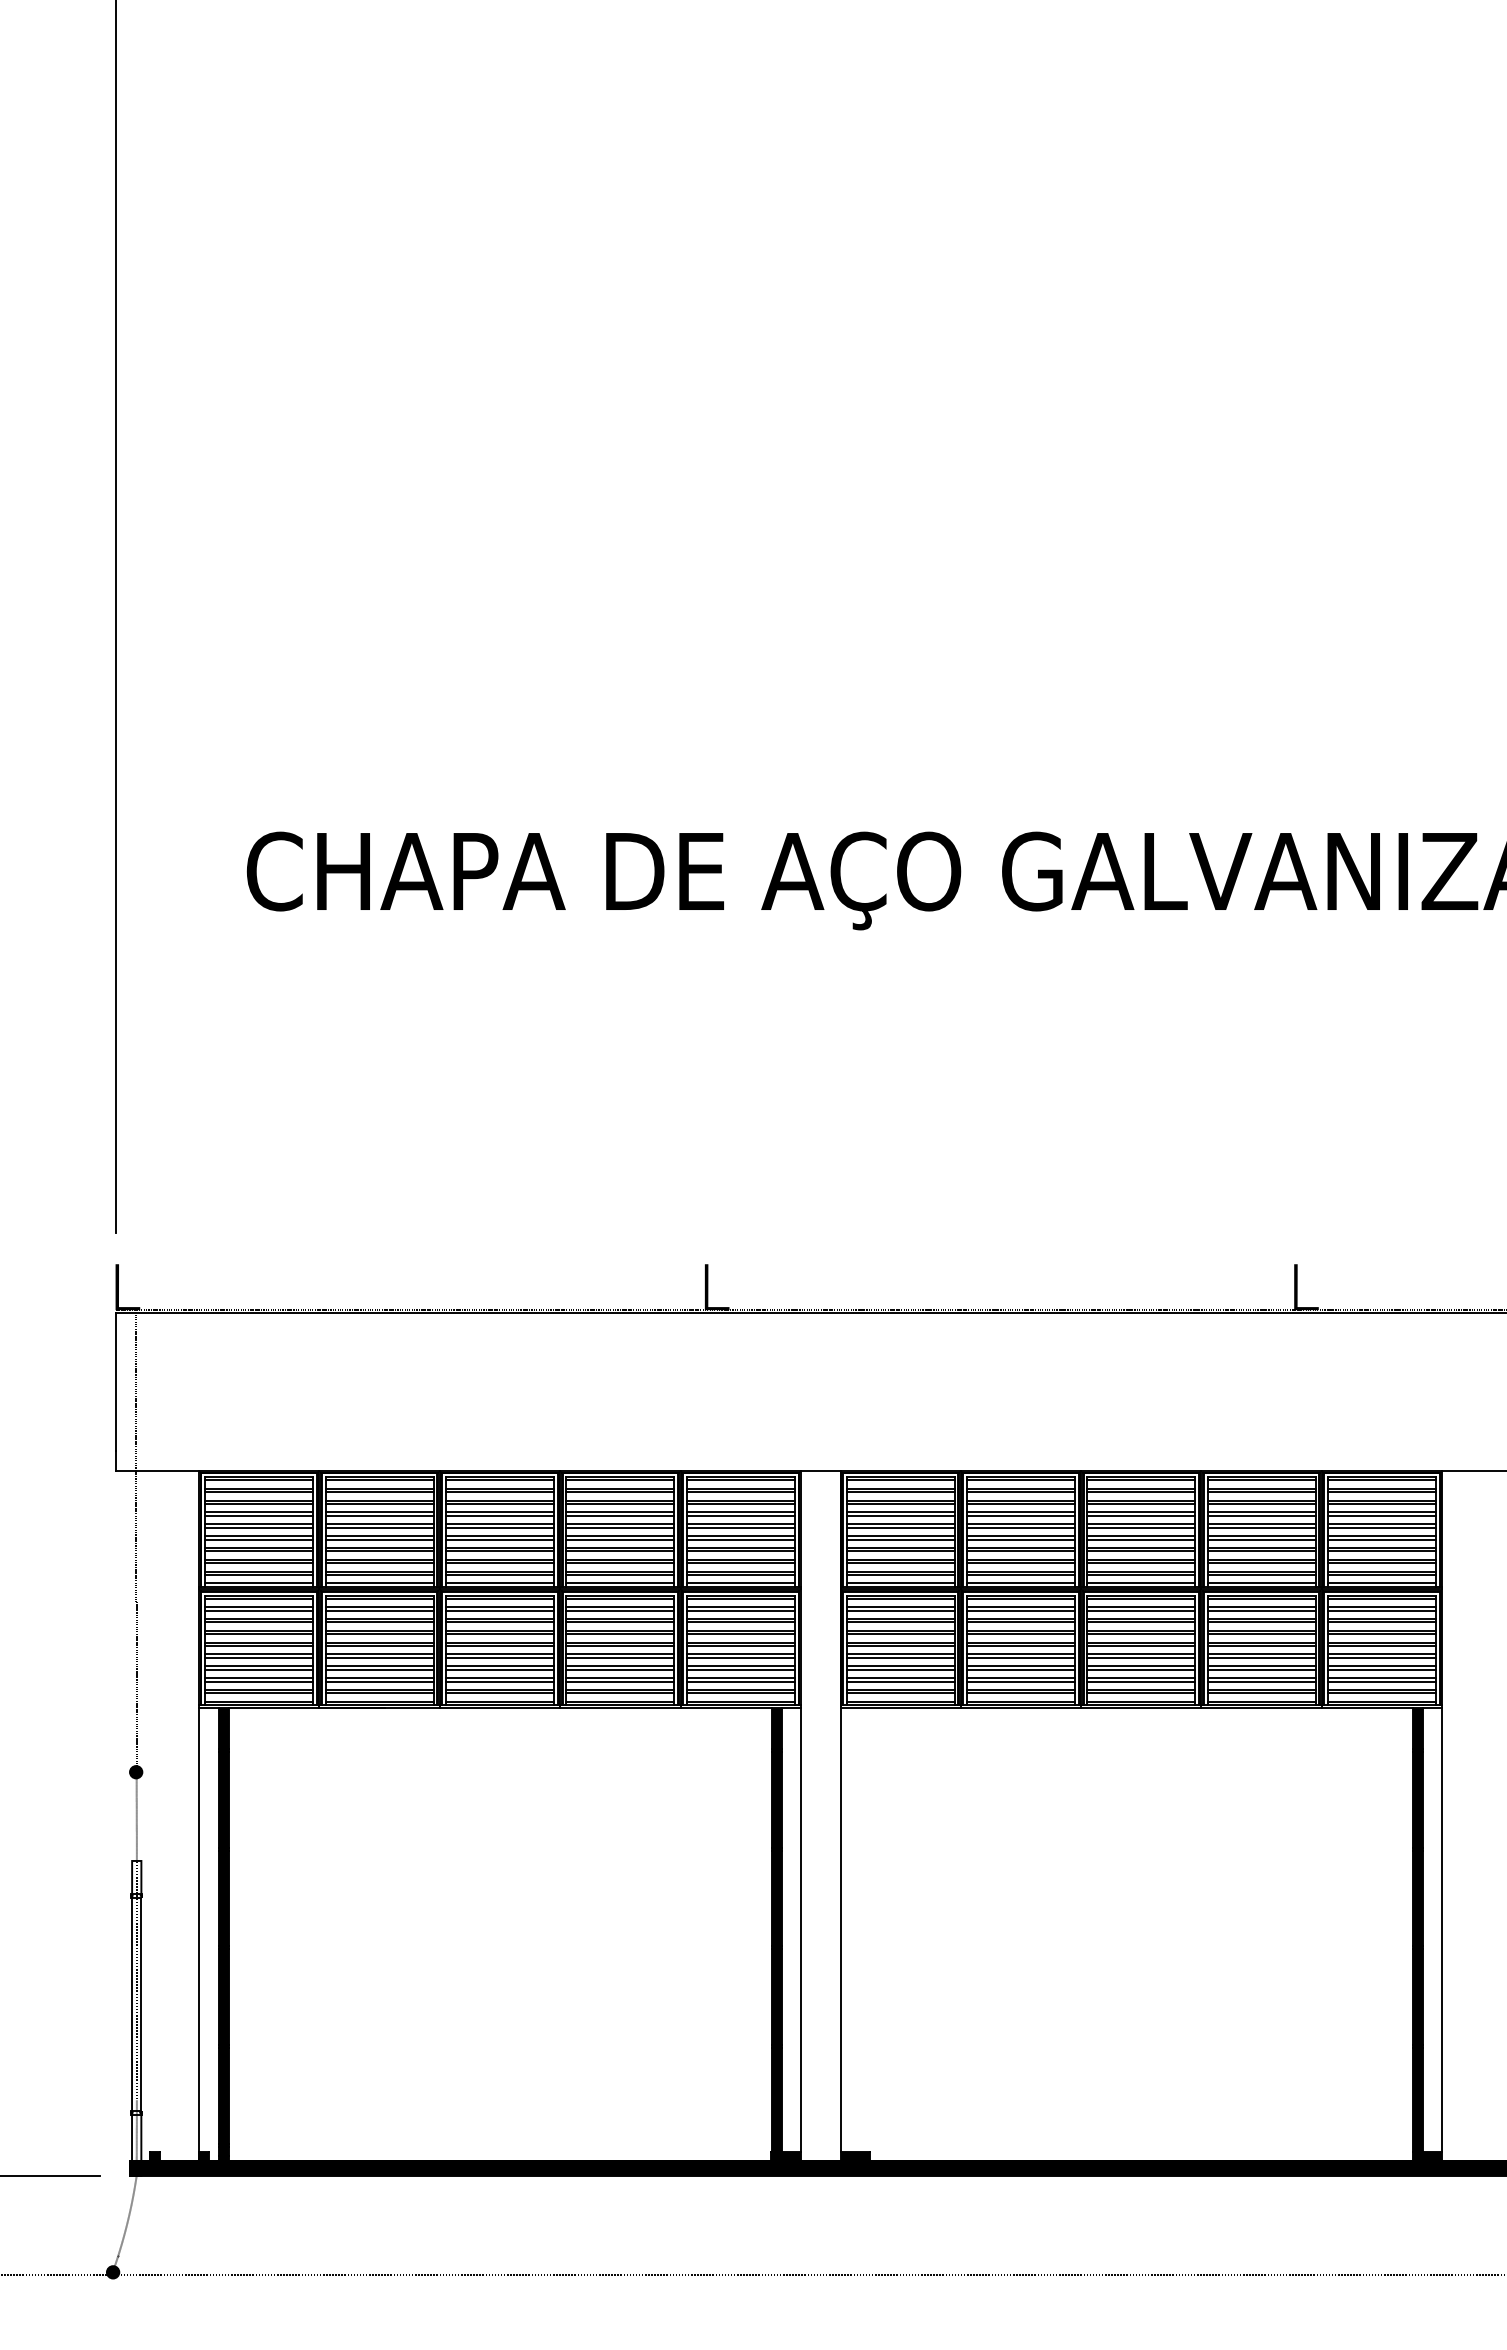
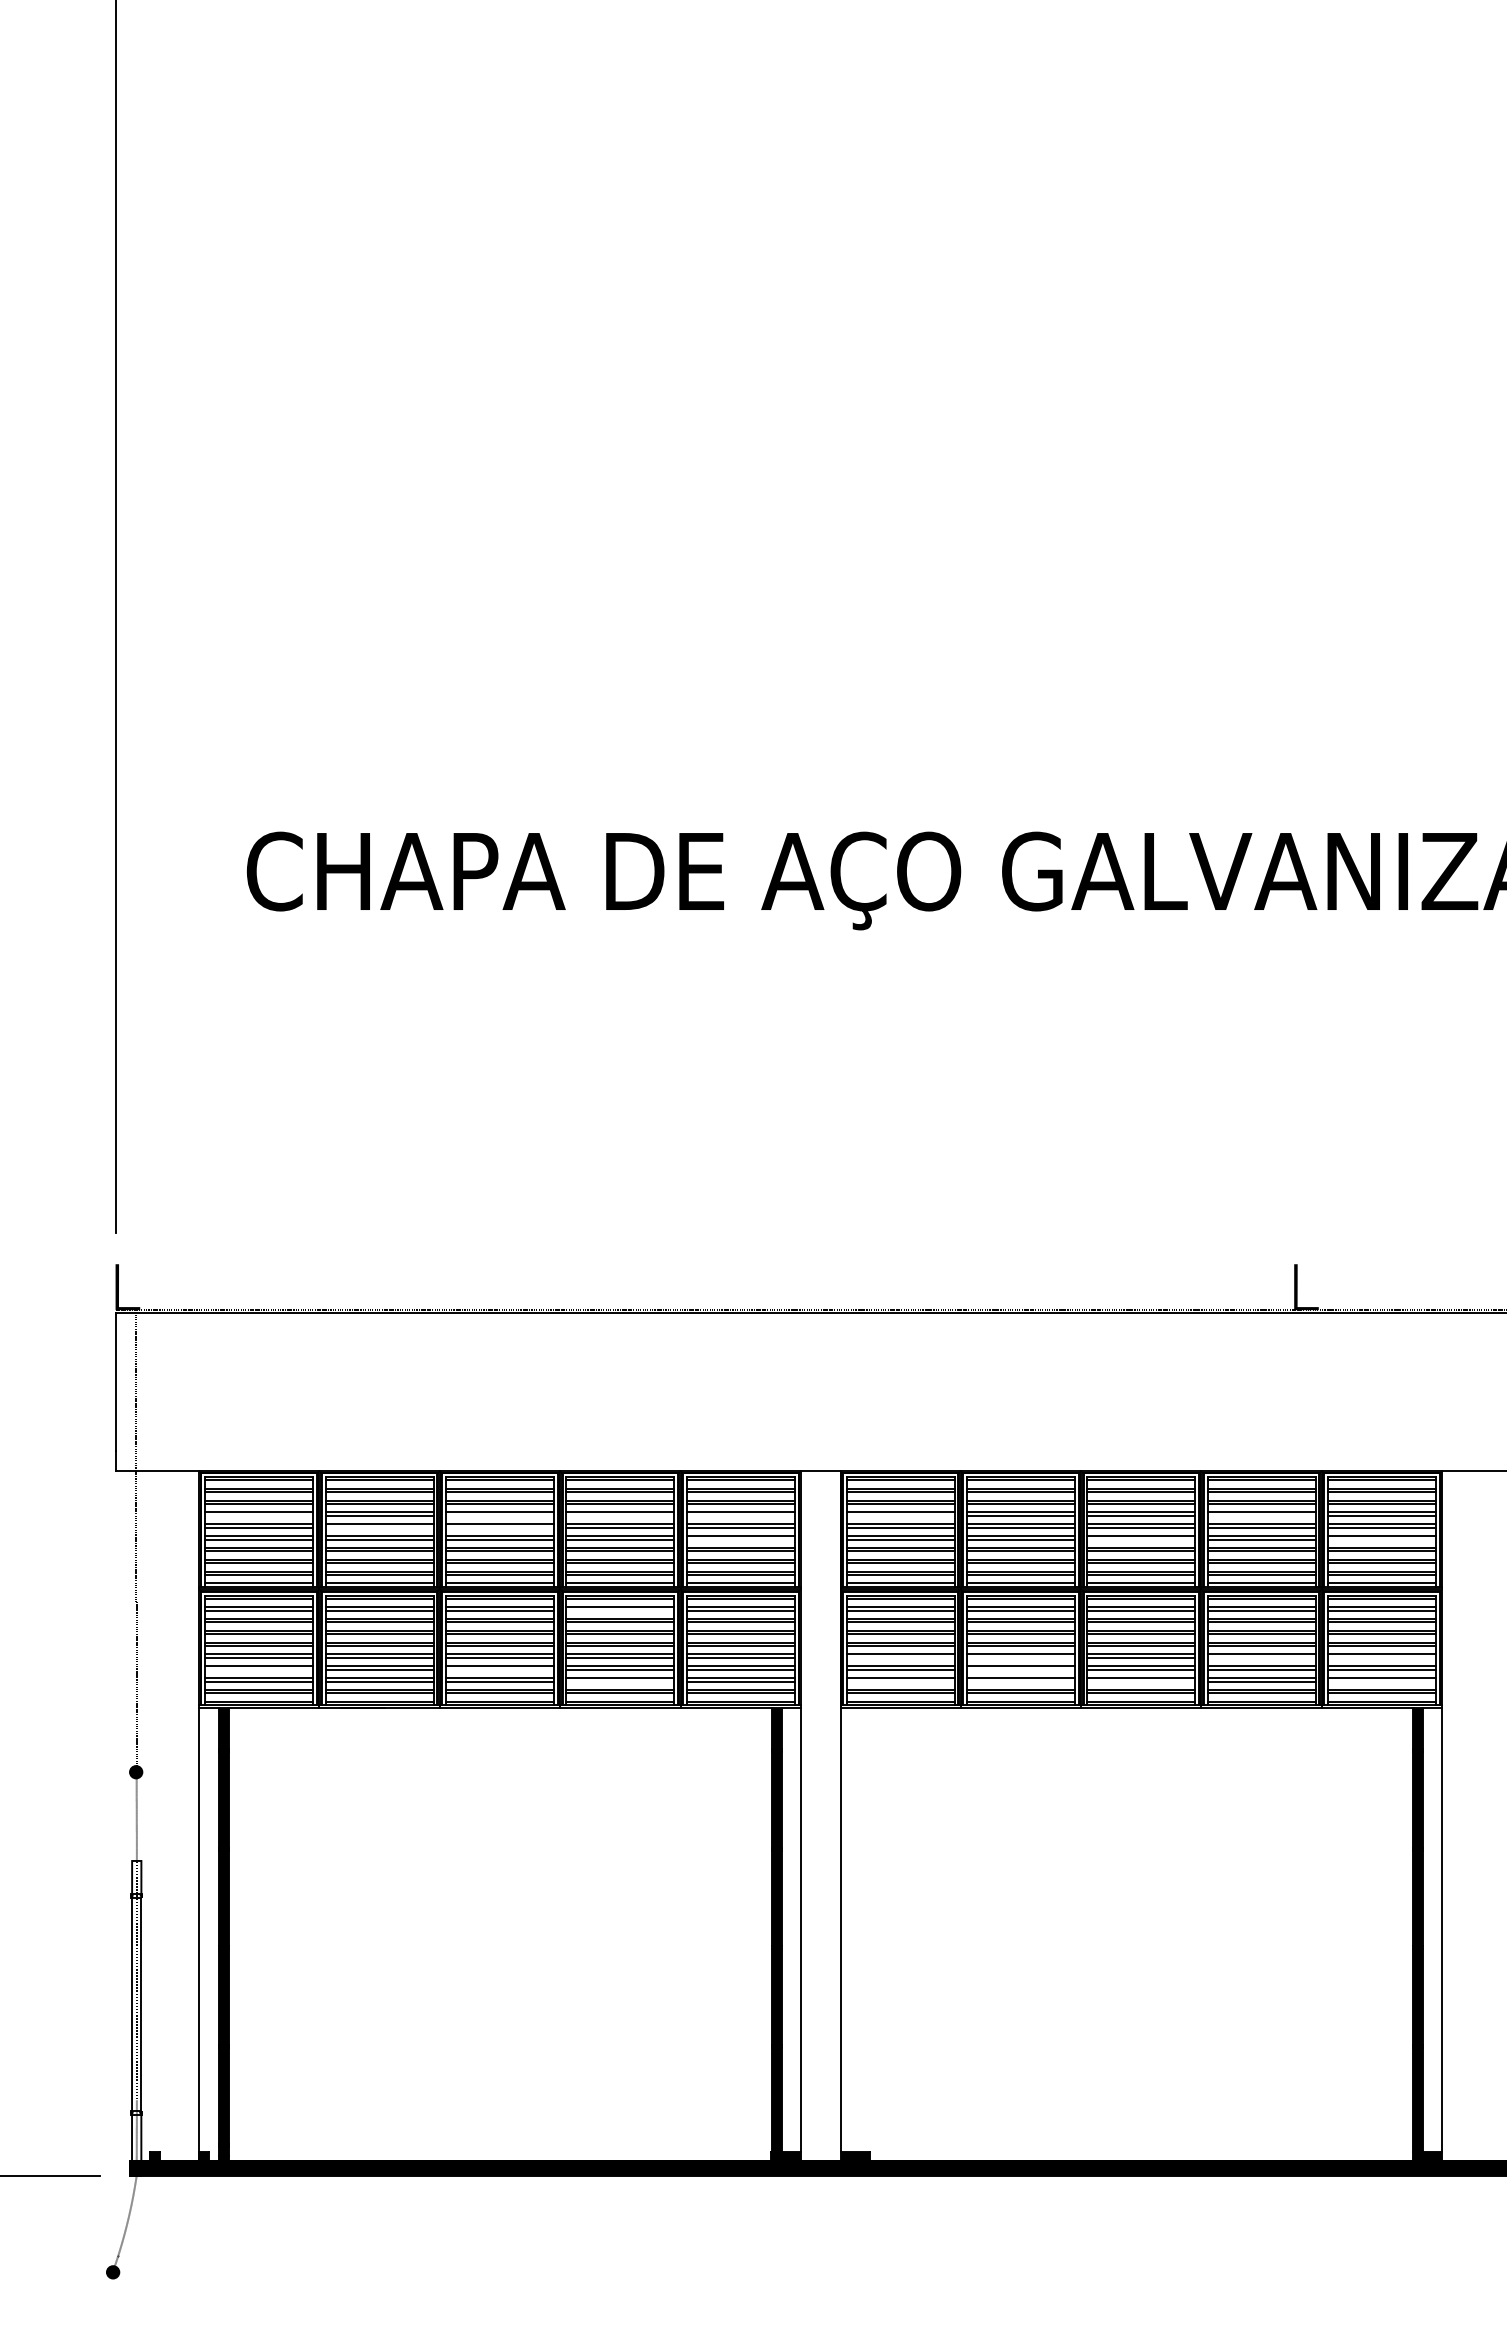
fill: present -> none (716, 1287)
line: present -> none (259, 1515)
line: present -> none (499, 1515)
line: present -> none (620, 1515)
line: present -> none (740, 1515)
line: present -> none (900, 1515)
line: present -> none (1261, 1515)
line: present -> none (379, 1527)
line: present -> none (499, 1527)
line: present -> none (740, 1539)
line: present -> none (1141, 1539)
line: present -> none (1381, 1539)
line: present -> none (620, 1610)
line: present -> none (900, 1657)
line: present -> none (1020, 1657)
line: present -> none (1261, 1657)
line: present -> none (1381, 1657)
line: present -> none (259, 1669)
line: present -> none (499, 1669)
line: present -> none (1020, 1669)
line: present -> none (620, 1681)
line: present -> none (900, 1681)
line: present -> none (1020, 1681)
line: present -> none (1141, 1681)
line: present -> none (1381, 1681)
line: present -> none (752, 2274)
